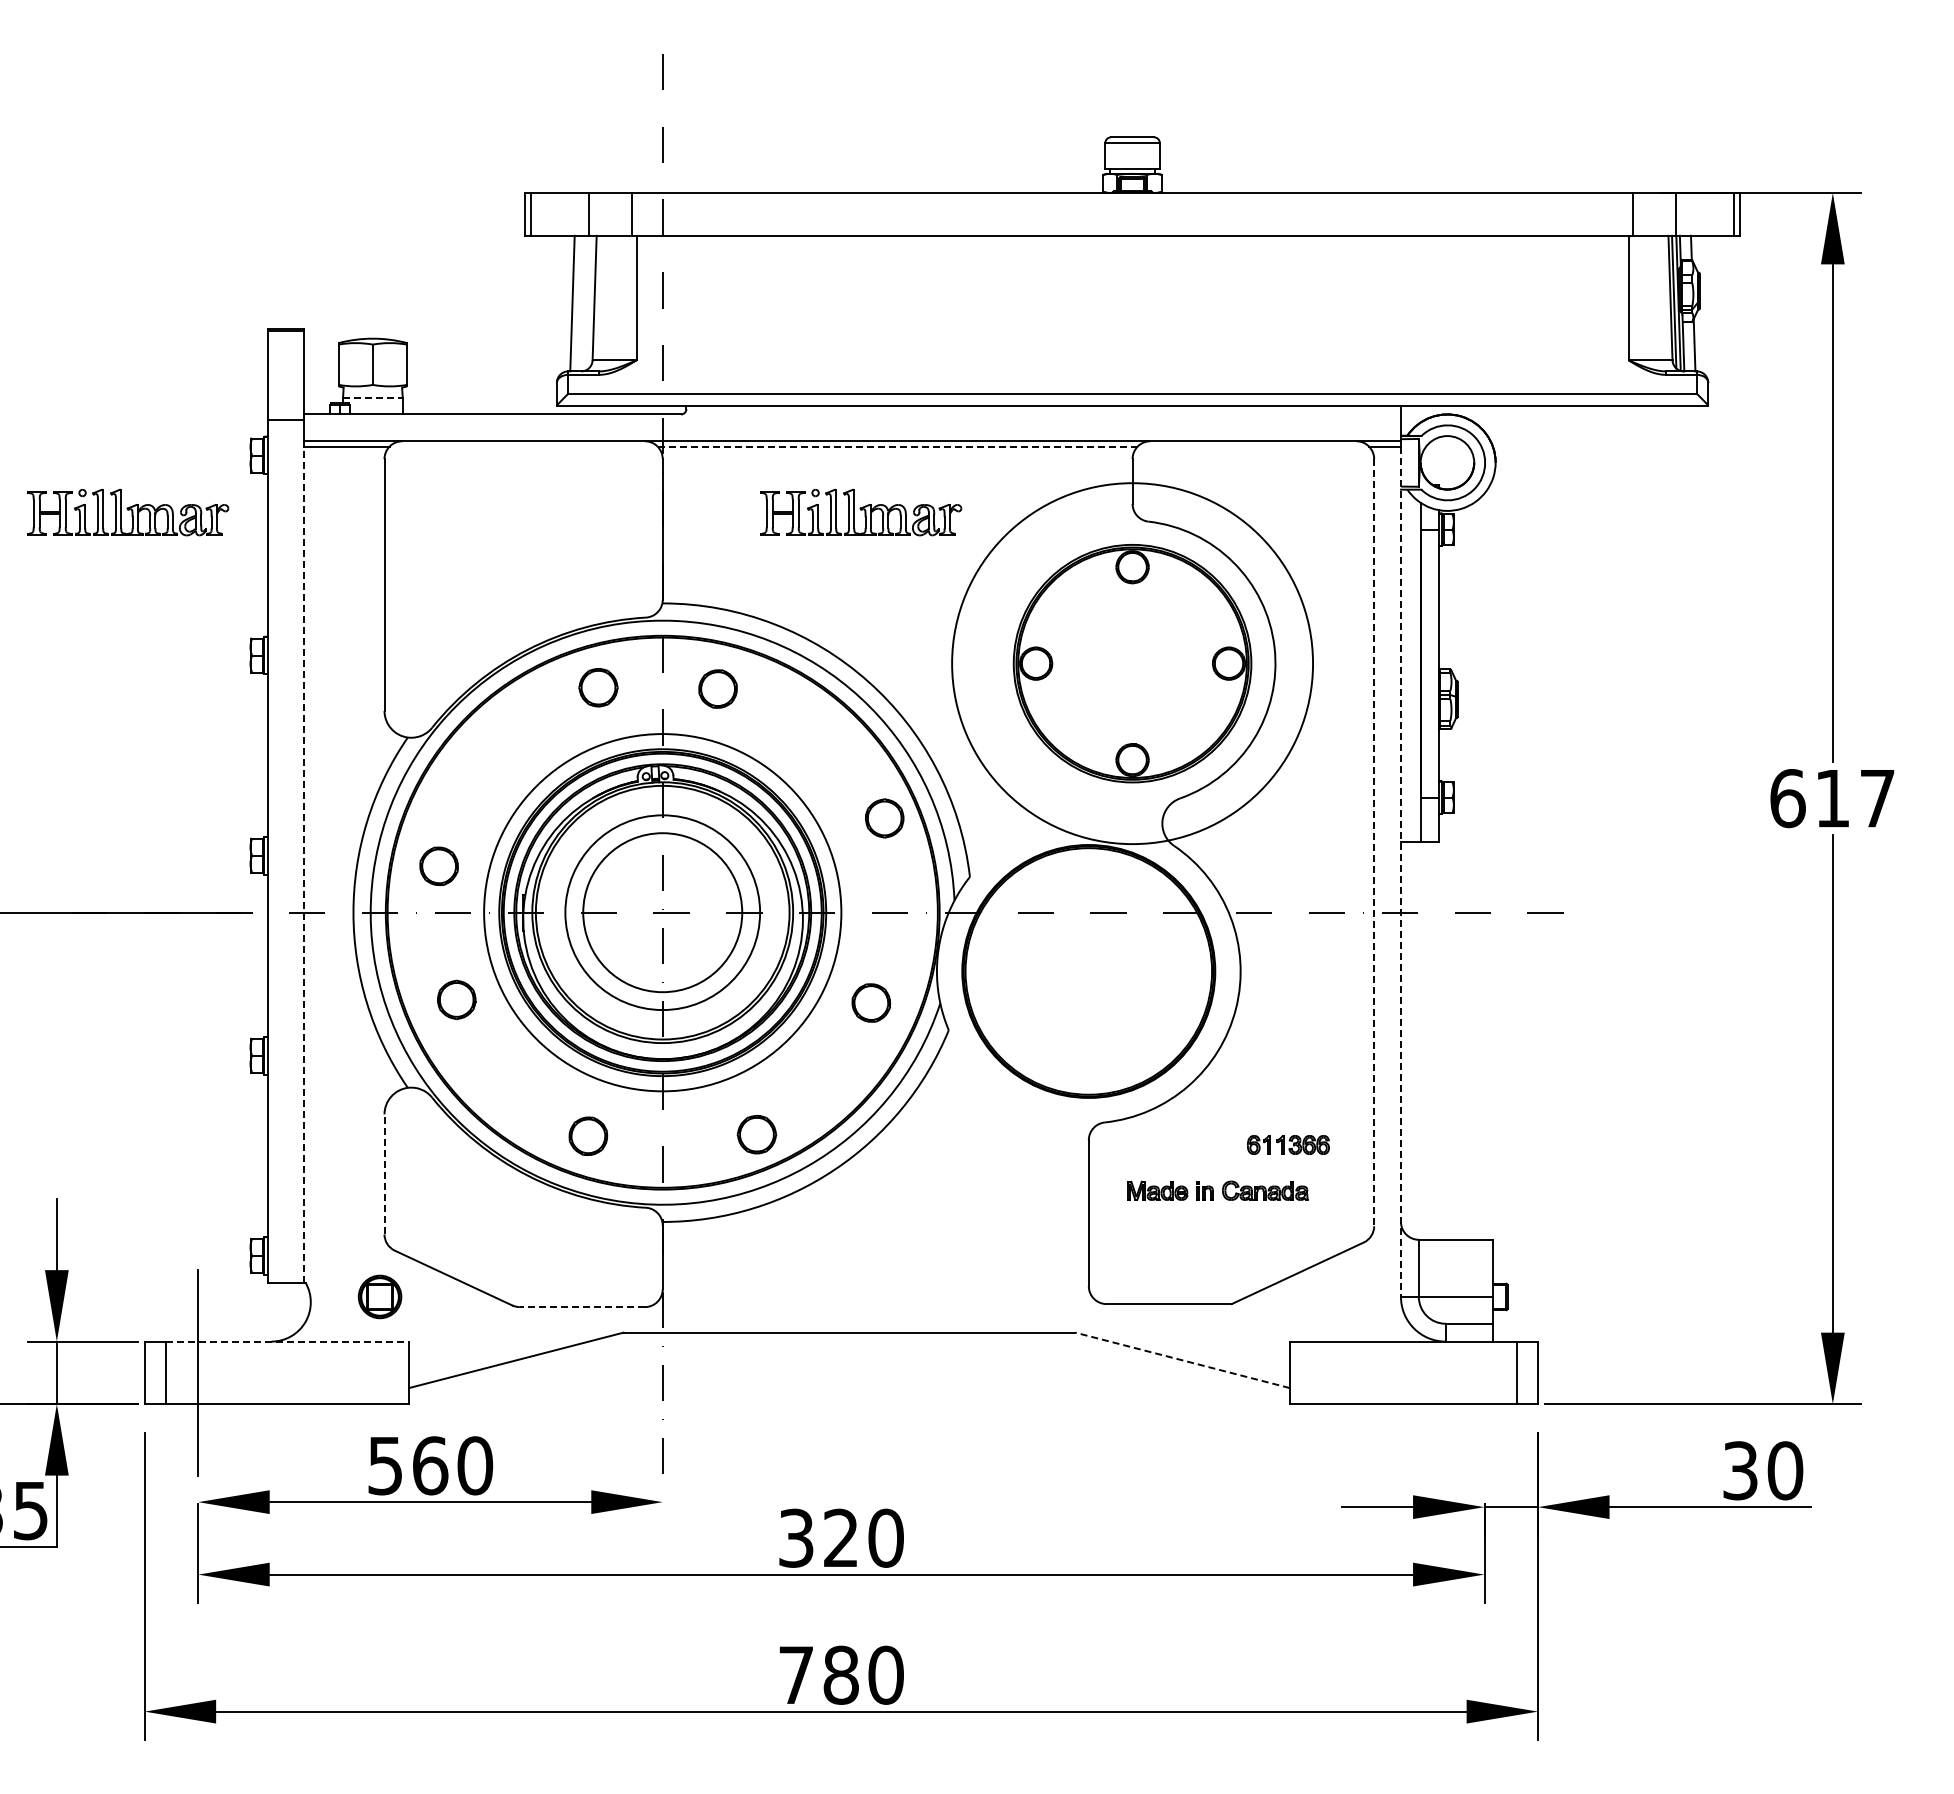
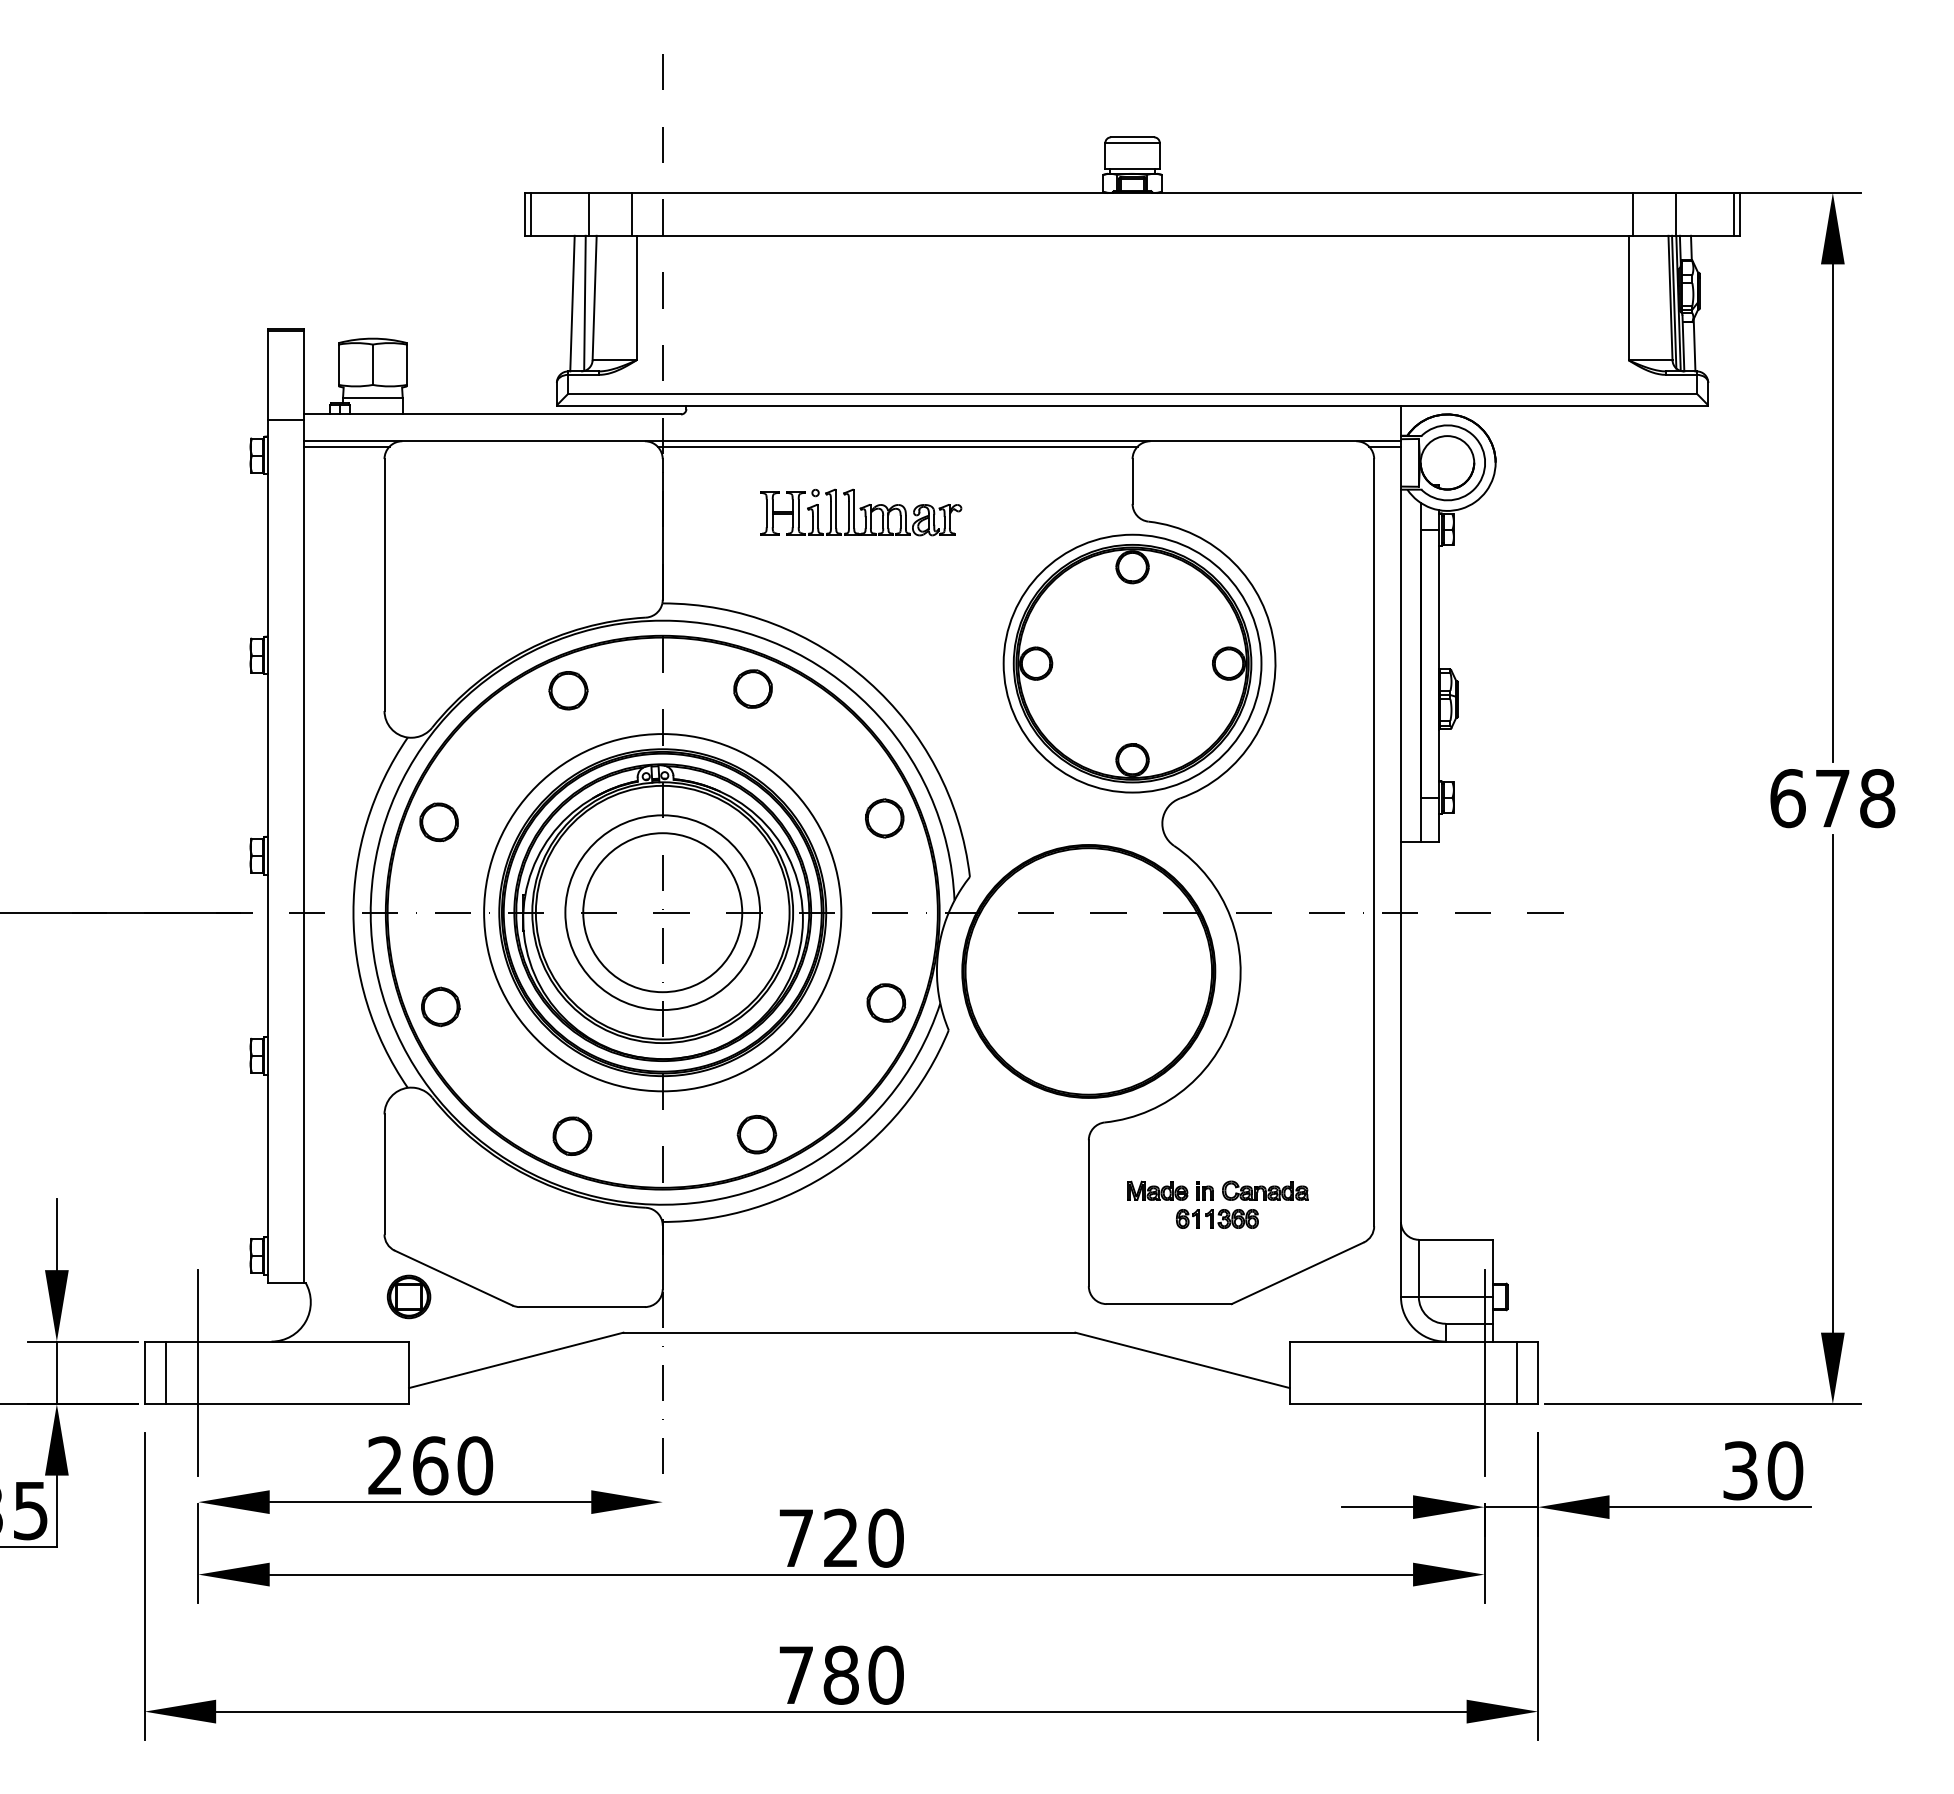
line: none -> present (584, 303)
line: dashed -> solid (372, 397)
line: dashed -> solid (898, 446)
part: present -> none (128, 512)
circle diameter: 361 px -> 258 px (1132, 663)
part position: (598, 687) -> (568, 690) (568, 690)
part position: (717, 688) -> (752, 688) (752, 688)
text: 617 -> 678 (1855, 798)
line: dashed -> solid (1374, 842)
line: dashed -> solid (304, 864)
part position: (438, 866) -> (438, 822) (438, 822)
line: dashed -> solid (1400, 872)
part position: (456, 999) -> (440, 1006) (440, 1006)
part position: (871, 1002) -> (886, 1002) (886, 1002)
part position: (588, 1135) -> (572, 1135) (572, 1135)
part position: (1288, 1144) -> (1217, 1218) (1217, 1218)
line: dashed -> solid (384, 1173)
part position: (379, 1296) -> (408, 1296) (408, 1296)
line: dashed -> solid (582, 1307)
line: dashed -> solid (288, 1341)
line: dashed -> solid (1182, 1360)
line: none -> present (1484, 1372)
text: 560 -> 260 (384, 1465)
text: 320 -> 720 (796, 1537)
